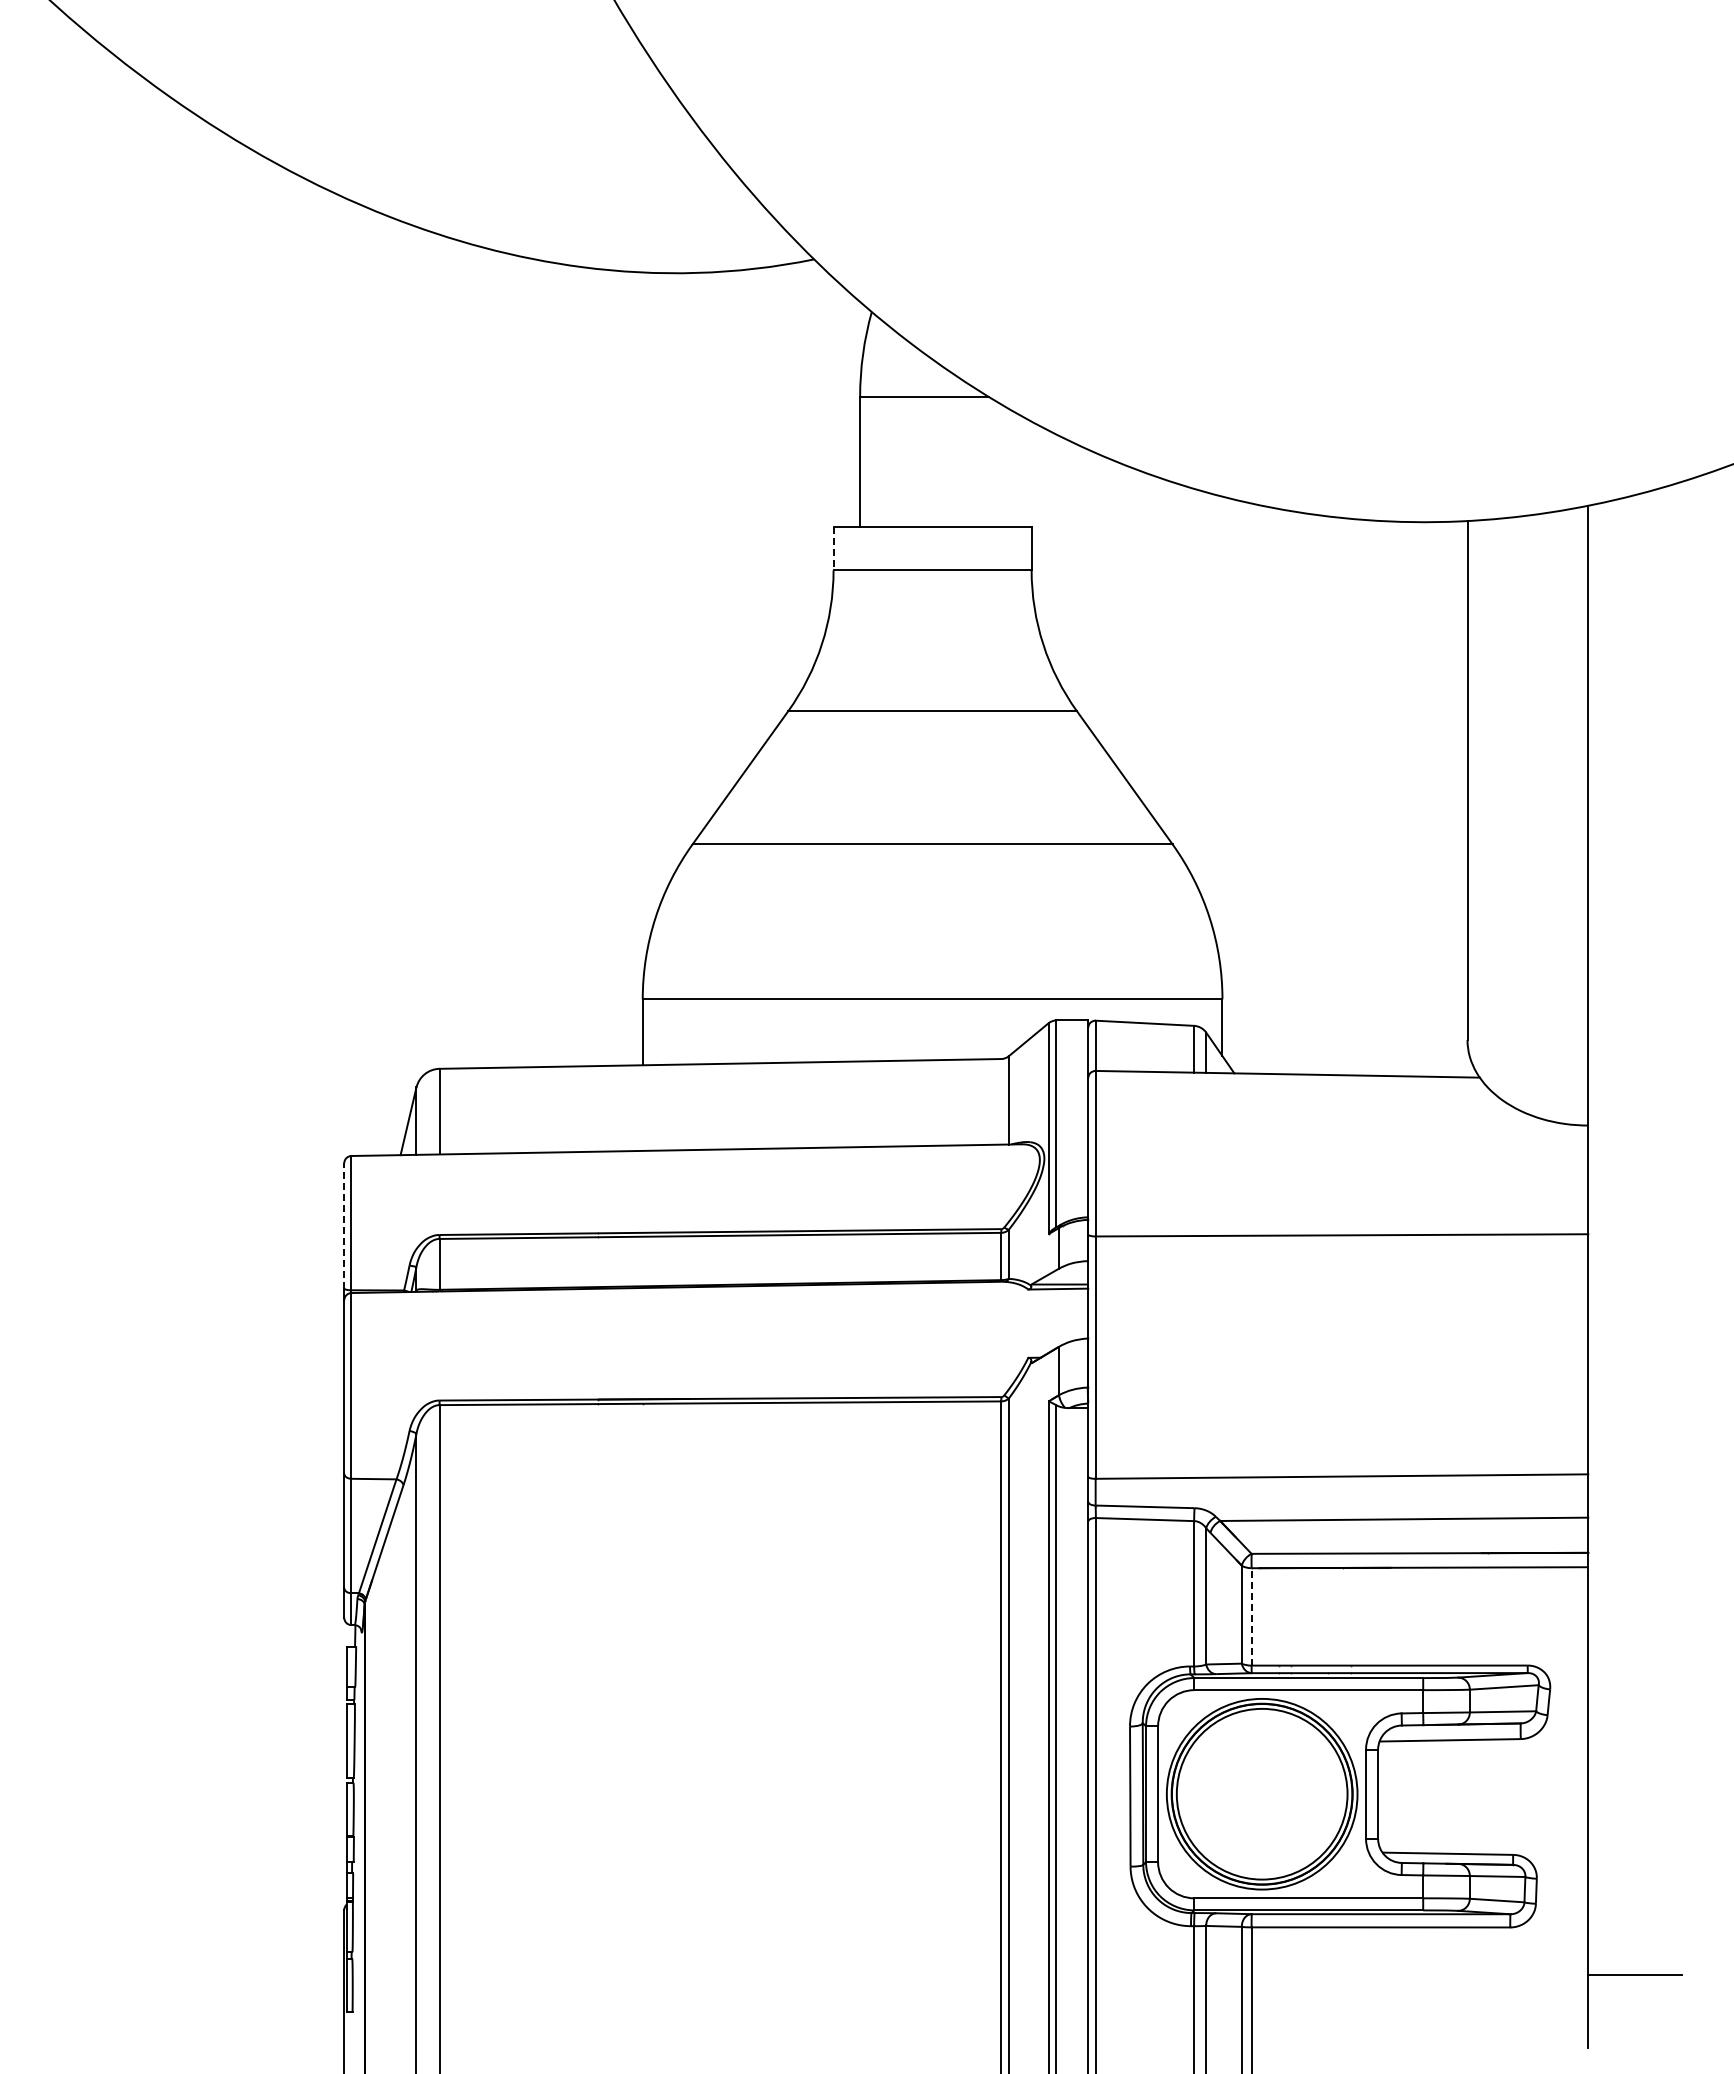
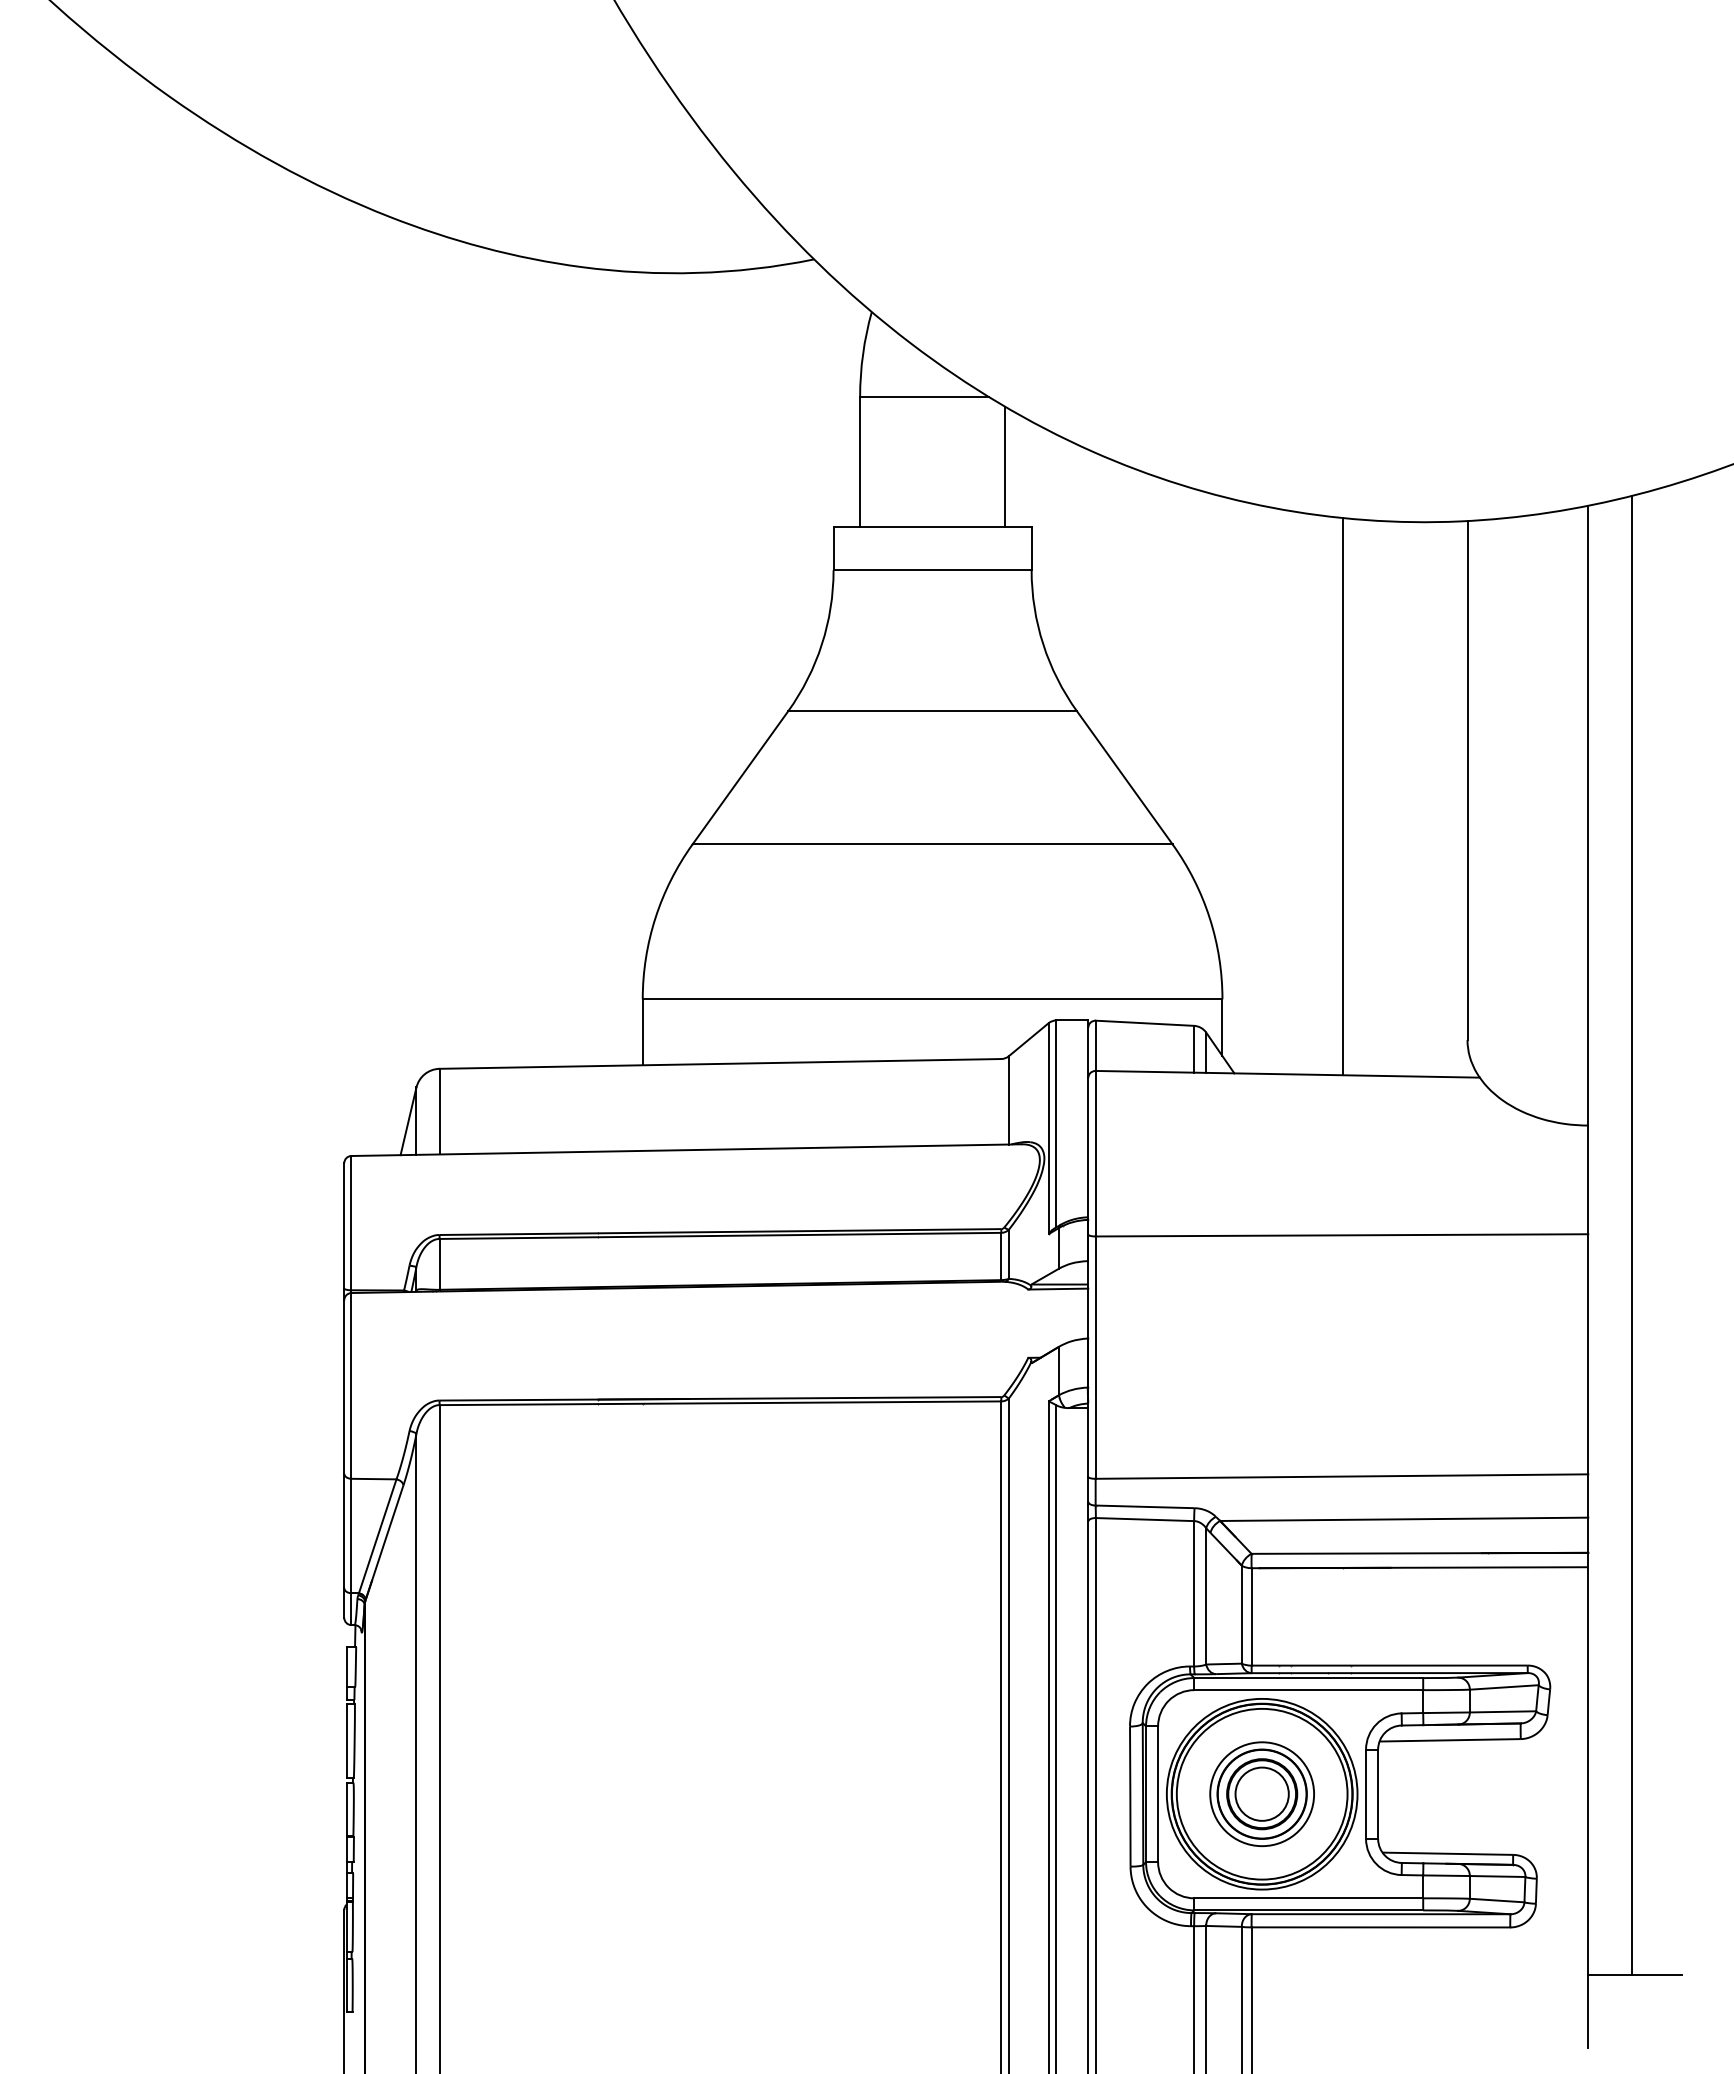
line: none -> present (1005, 466)
line: dashed -> solid (833, 548)
line: none -> present (1343, 796)
line: dashed -> solid (344, 1225)
line: none -> present (1631, 1235)
line: dashed -> solid (1251, 1616)
part: none -> present (1261, 1794)
